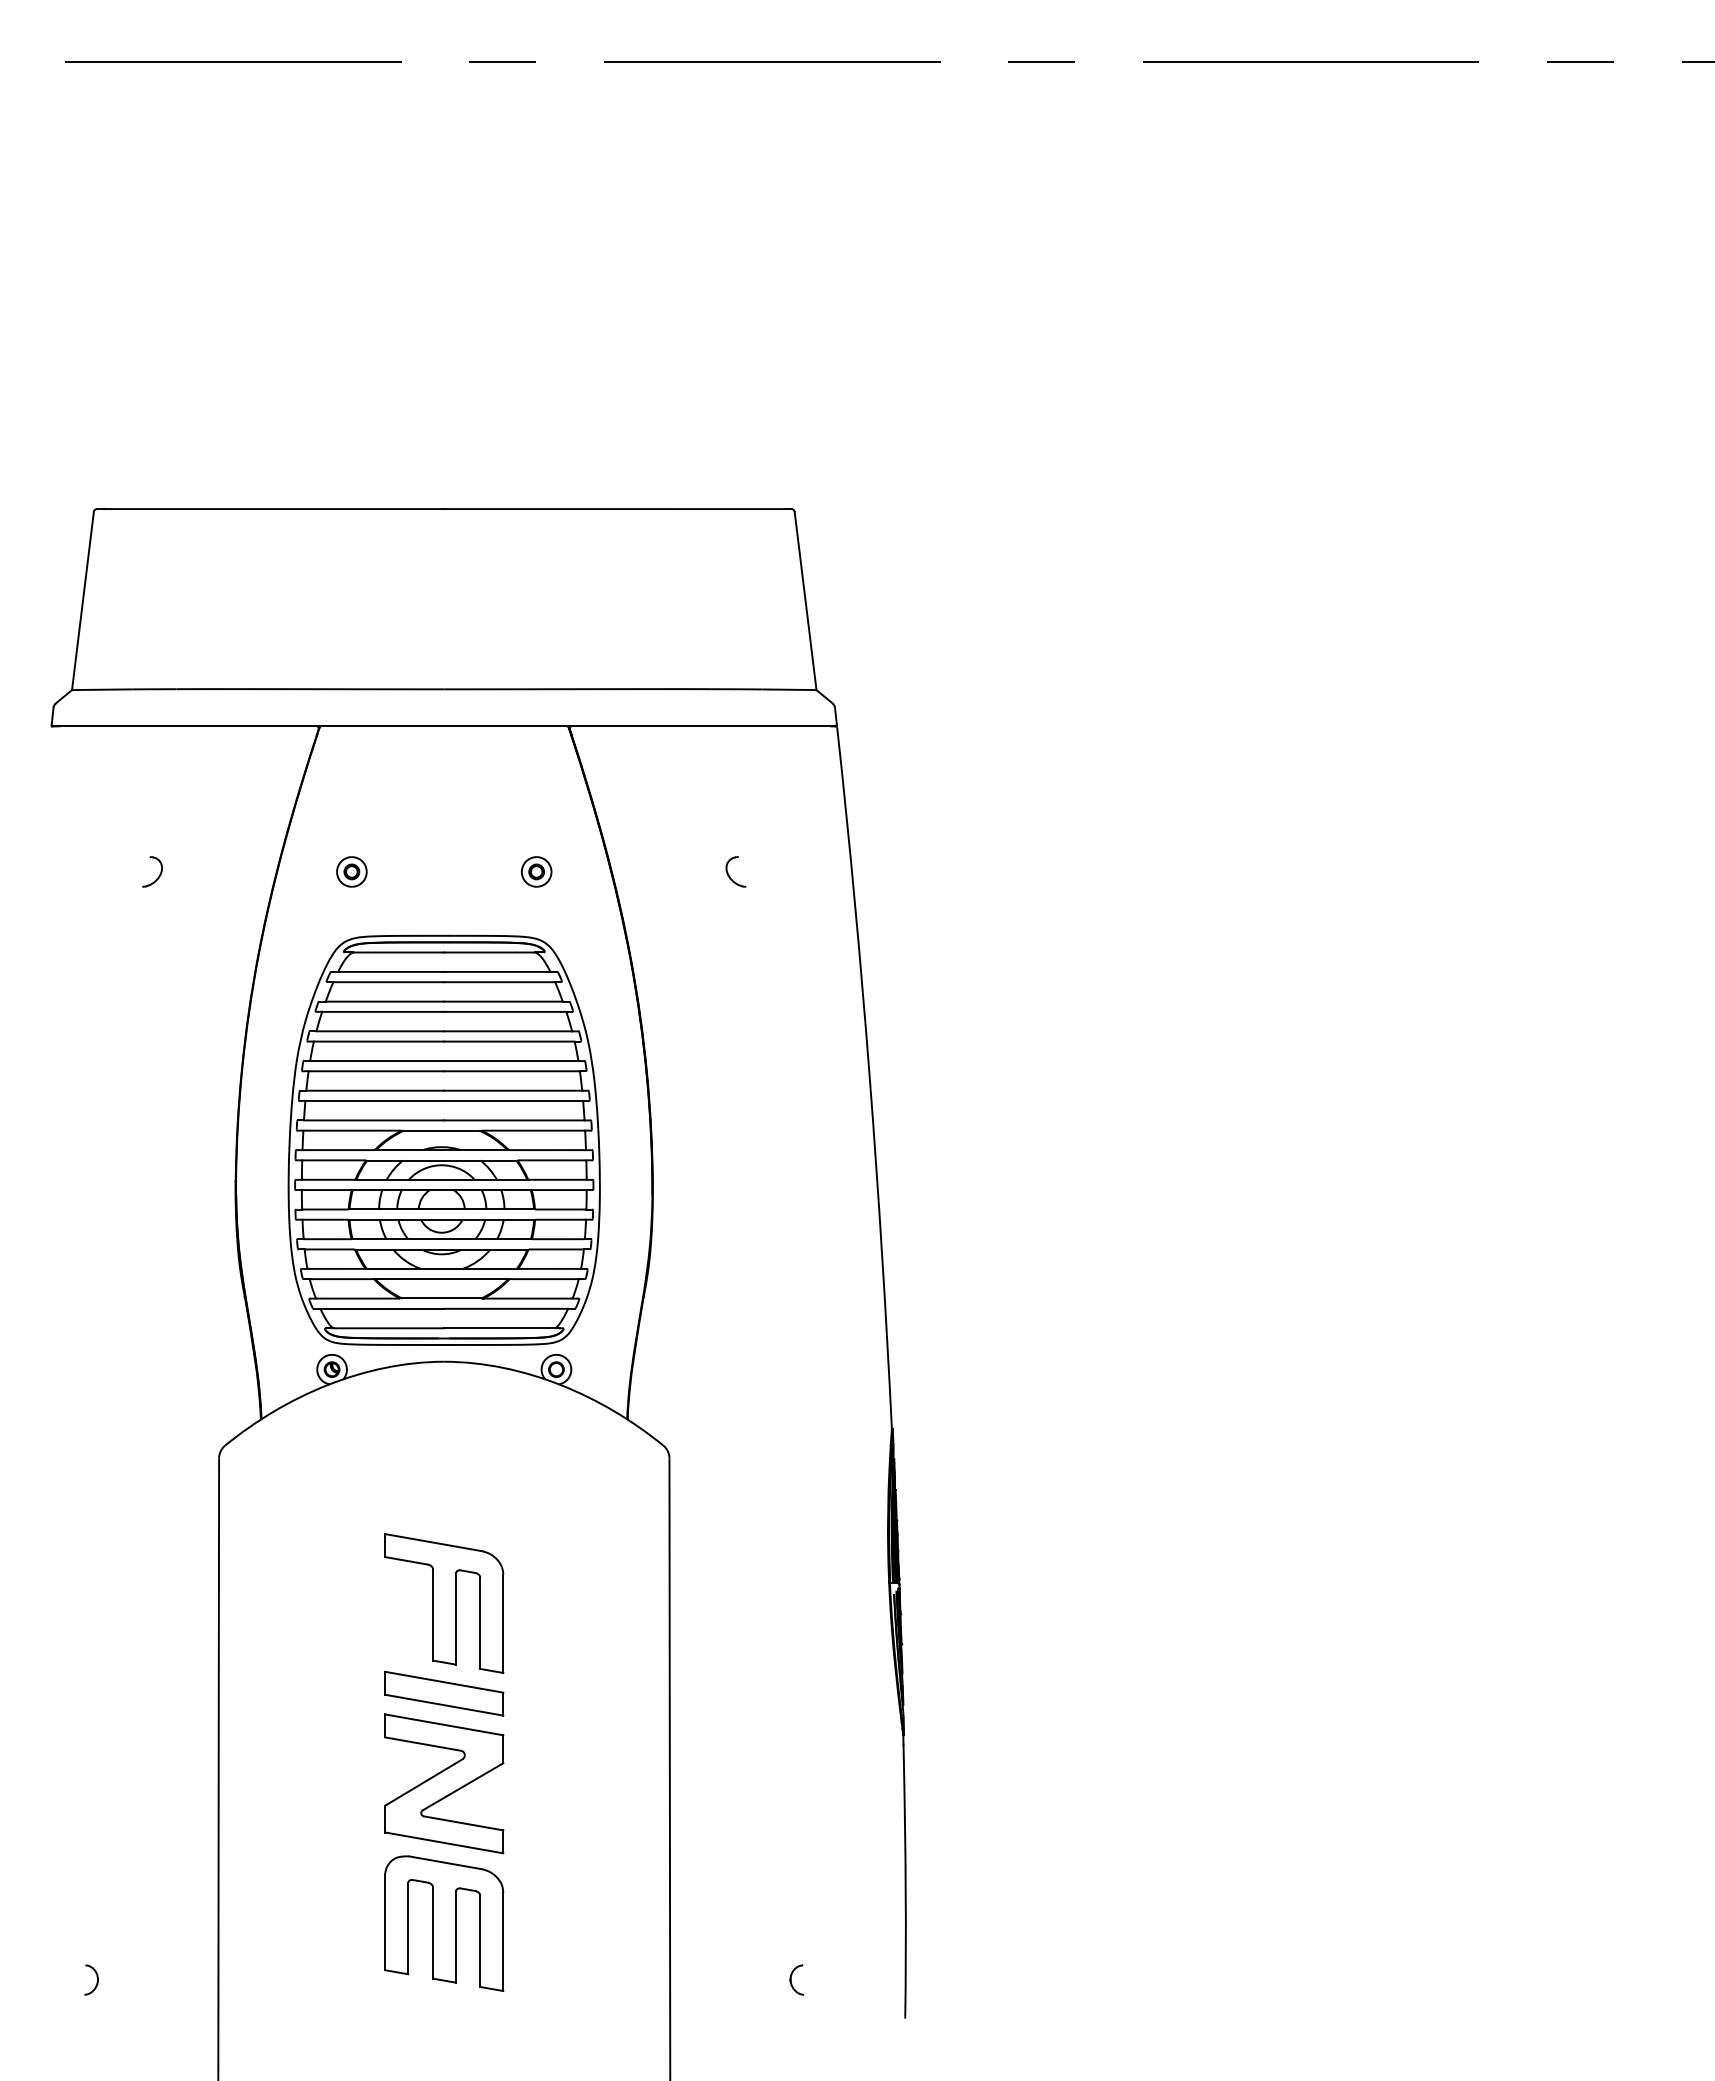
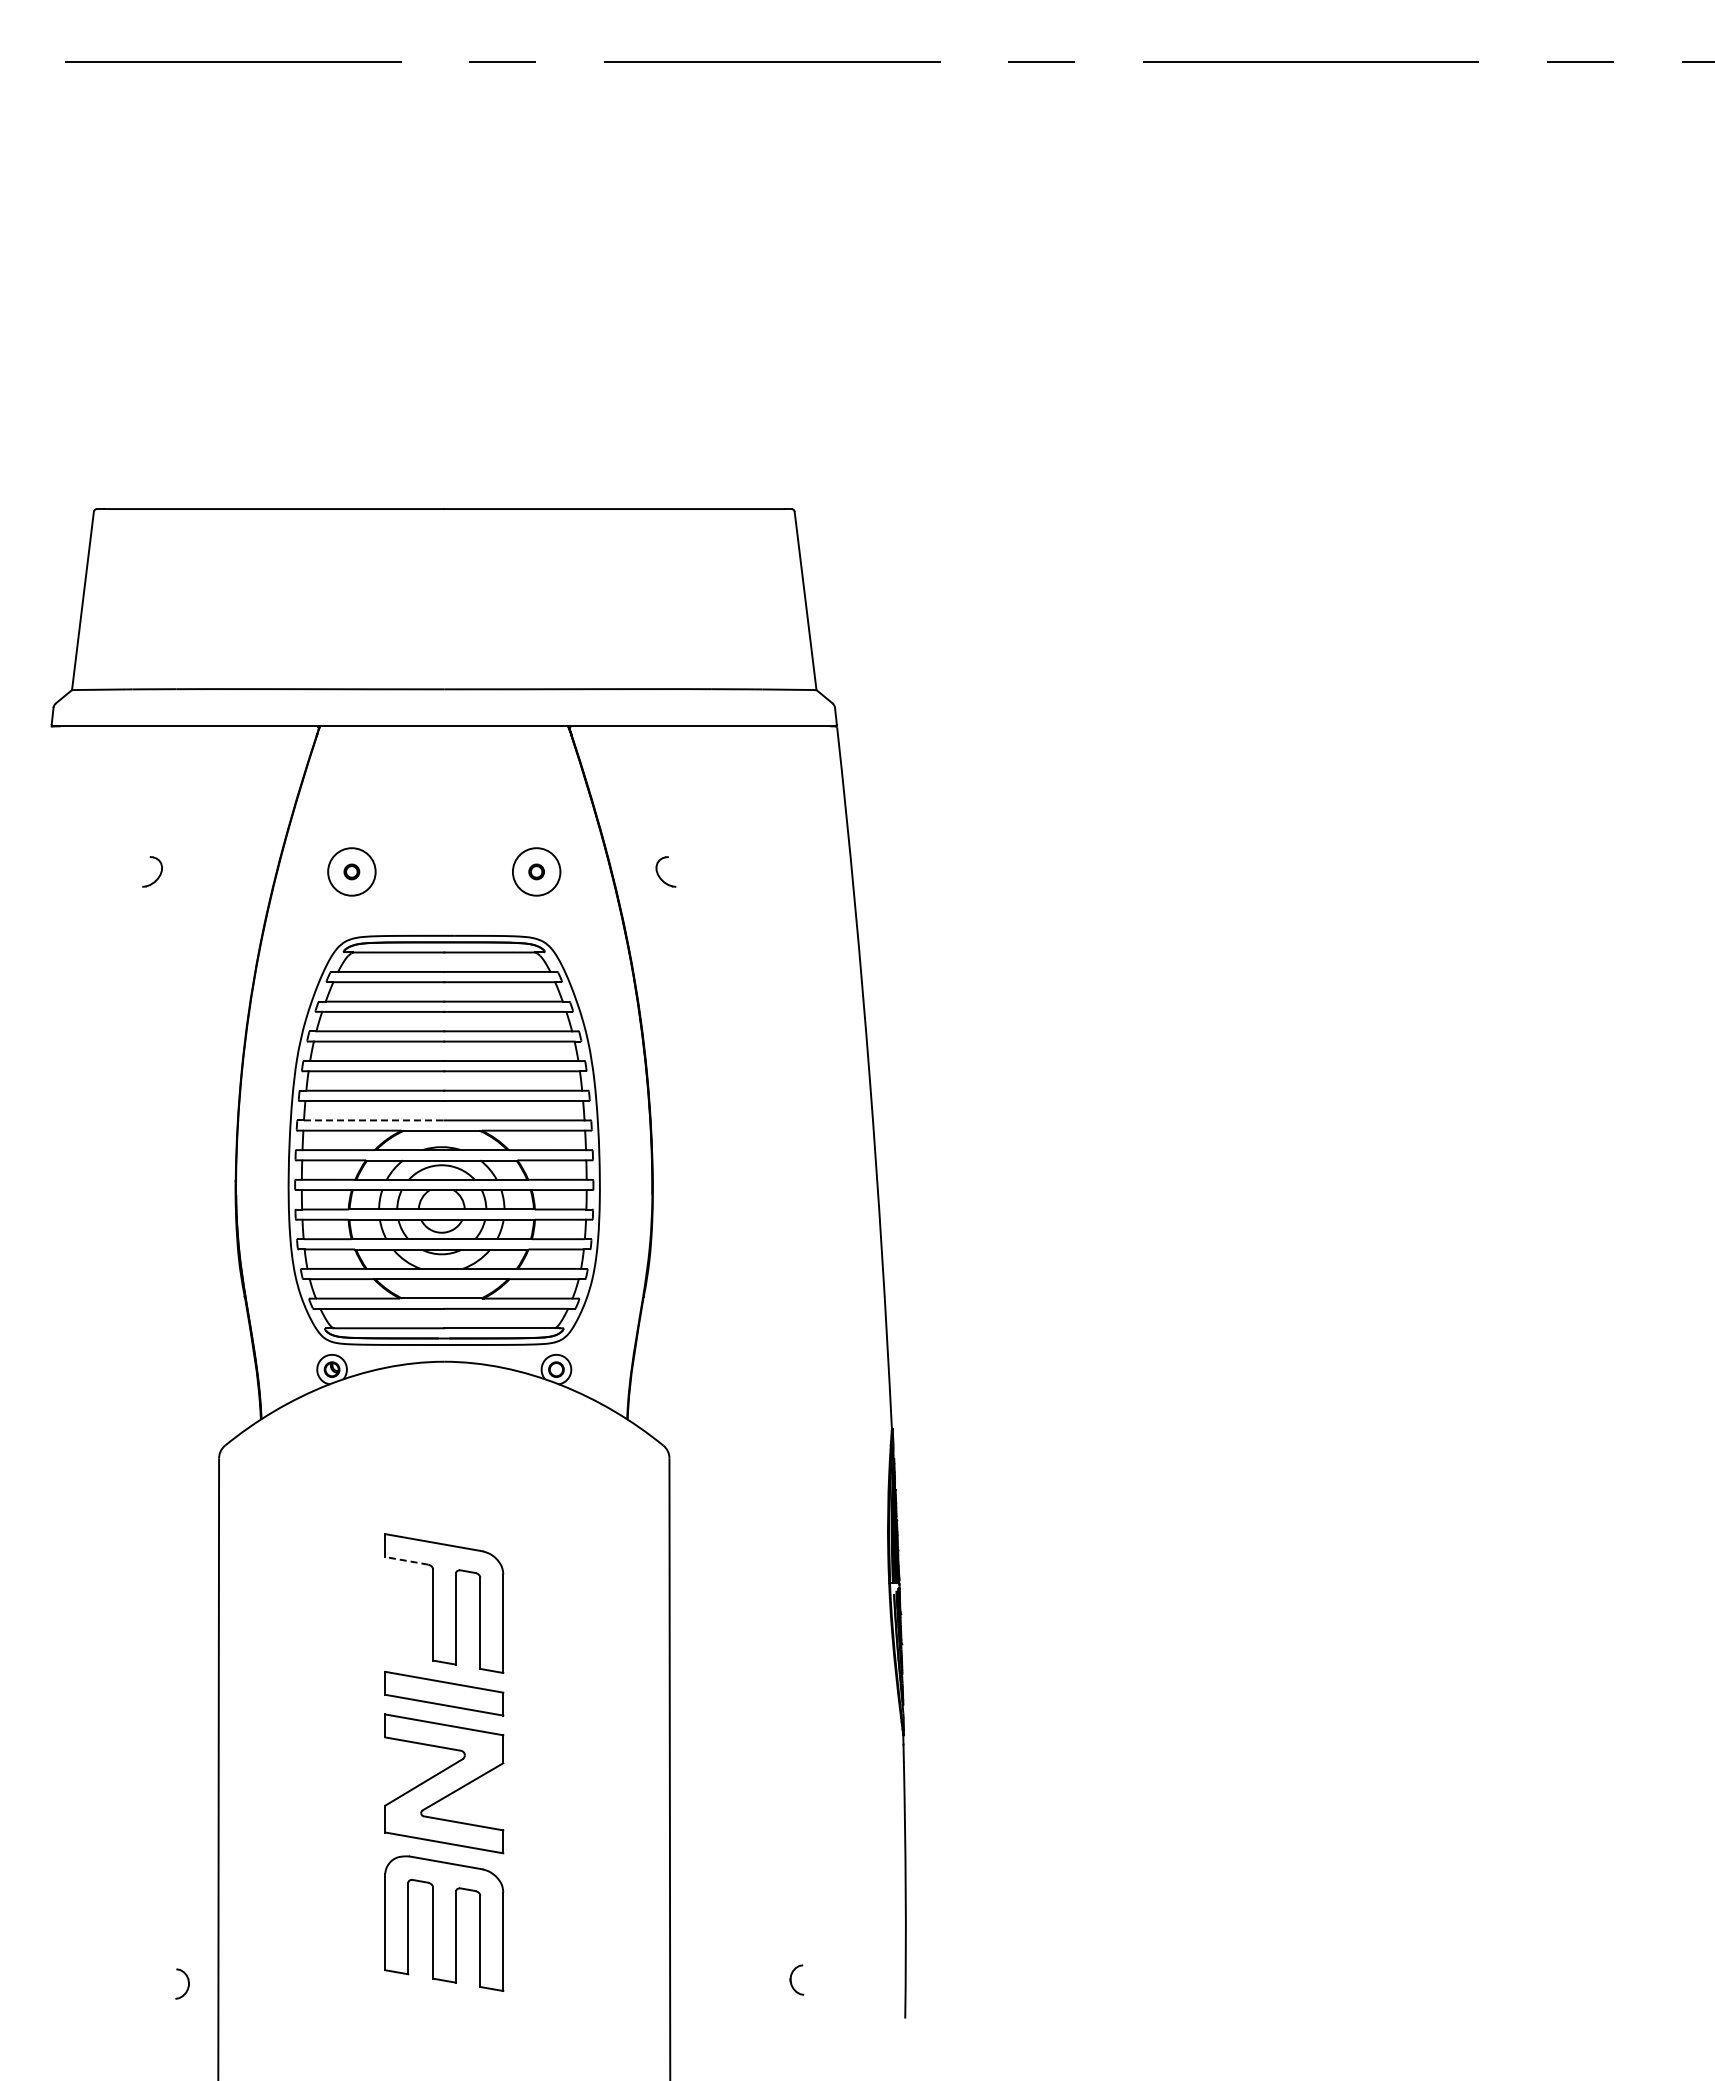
circle diameter: 30 px -> 48 px (351, 871)
circle diameter: 30 px -> 48 px (536, 871)
part position: (728, 872) -> (658, 872) (658, 872)
line: solid -> dashed (374, 1120)
line: solid -> dashed (406, 1560)
part position: (91, 1979) -> (182, 1983) (182, 1983)
